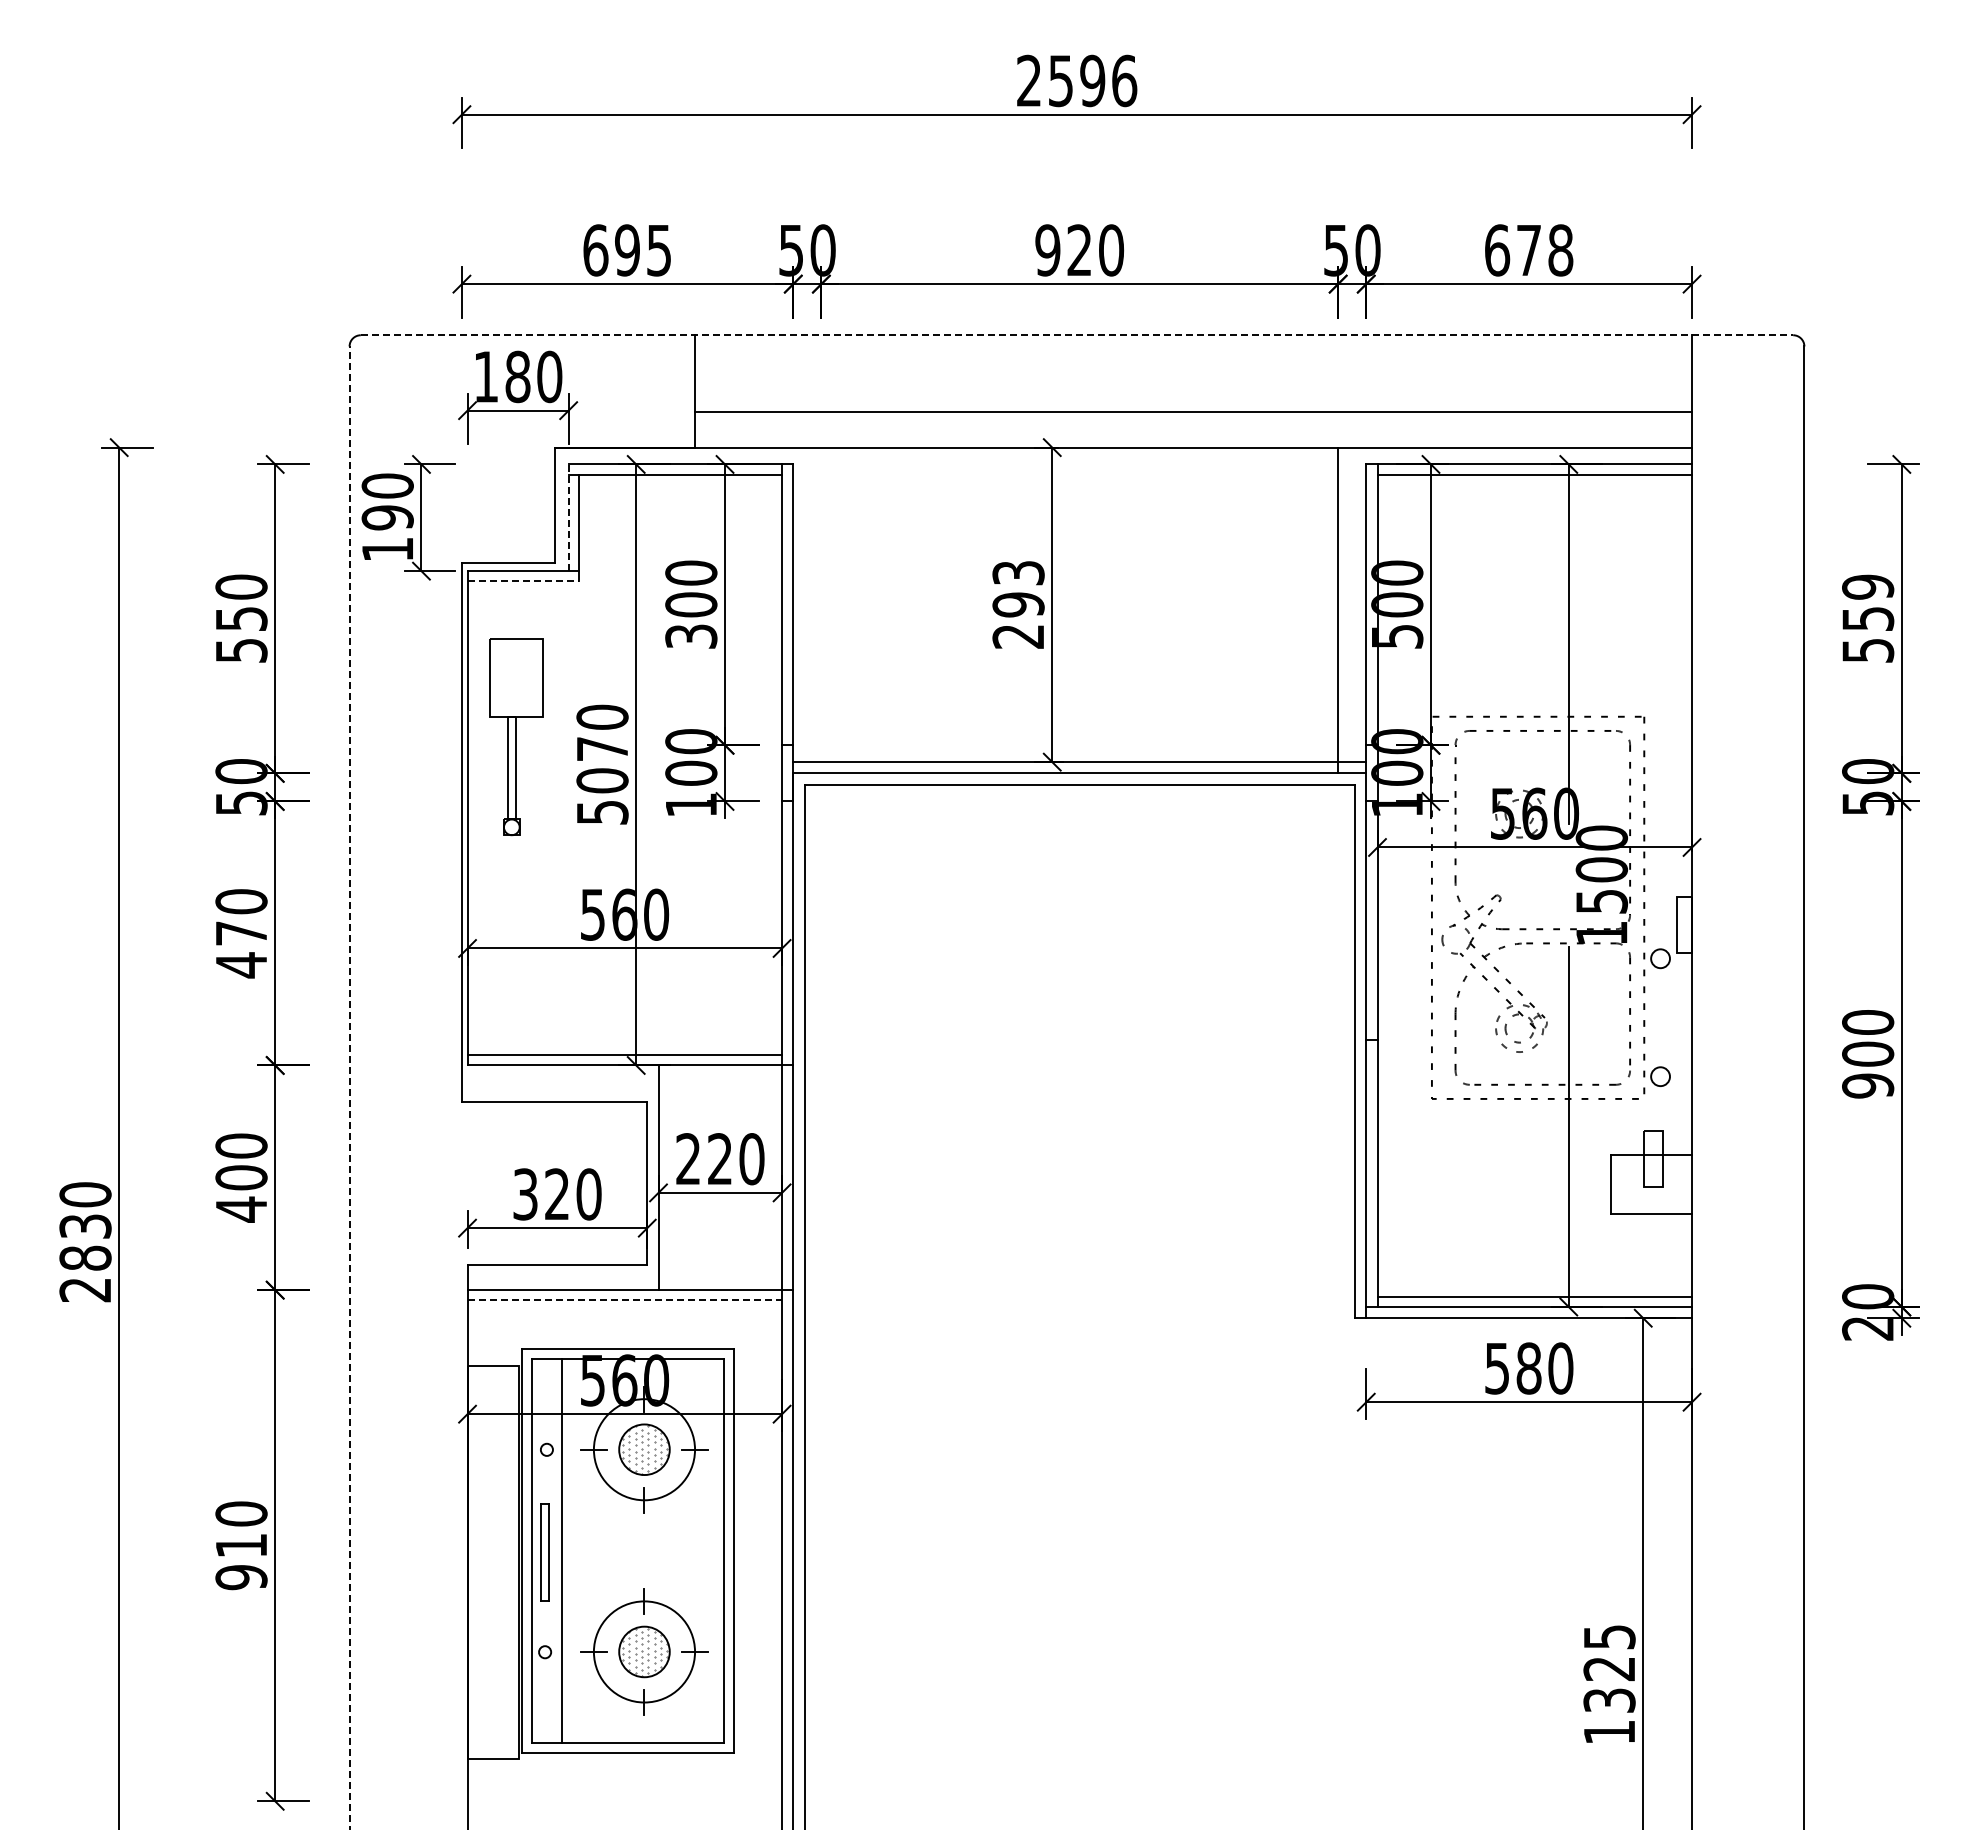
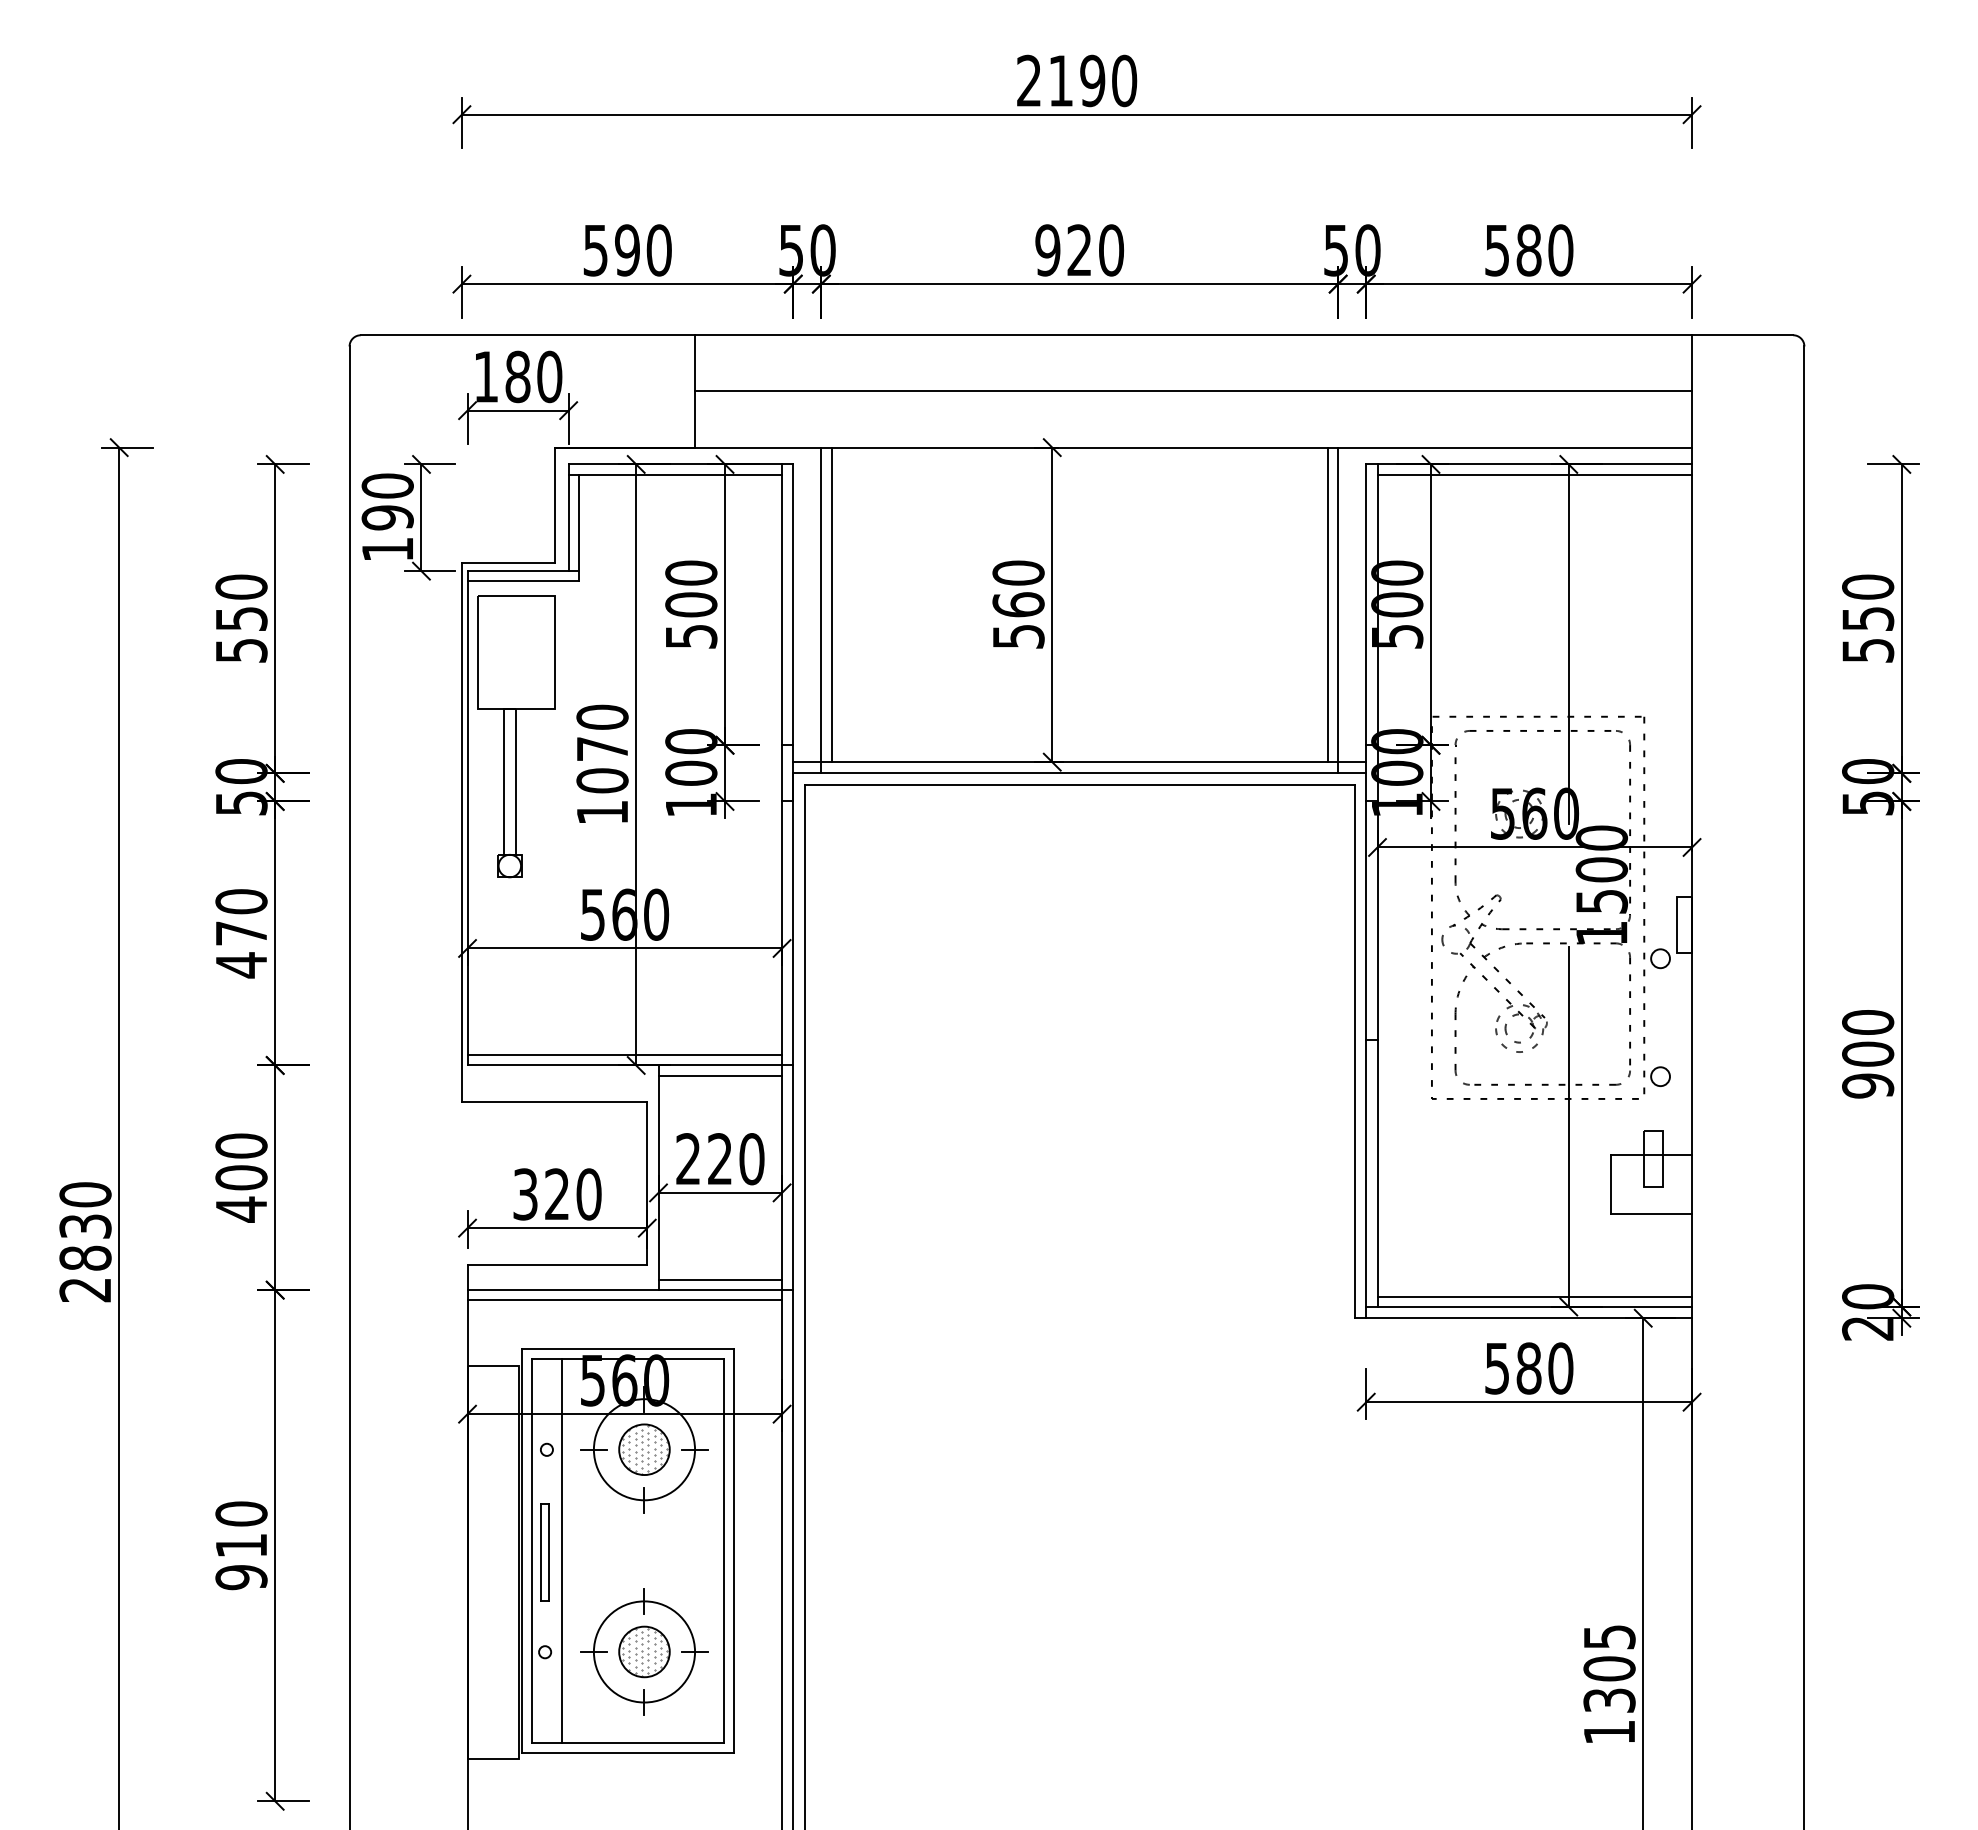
text: 2596 -> 2190 (1093, 80)
text: 695 -> 590 (627, 250)
text: 678 -> 580 (1529, 250)
line: dashed -> solid (1077, 335)
line position: (1193, 412) -> (1193, 391) (1193, 391)
line: dashed -> solid (568, 517)
line: dashed -> solid (523, 581)
text: 559 -> 550 (1868, 586)
line: none -> present (831, 604)
text: 293 -> 560 (1018, 604)
line: none -> present (1328, 604)
line: none -> present (821, 610)
text: 300 -> 500 (690, 636)
part size: 55x199 px -> 79x284 px (516, 736)
text: 5070 -> 1070 (602, 812)
line: none -> present (720, 1075)
line: dashed -> solid (349, 1087)
line: none -> present (720, 1280)
line: dashed -> solid (625, 1300)
text: 1325 -> 1305 (1609, 1668)
